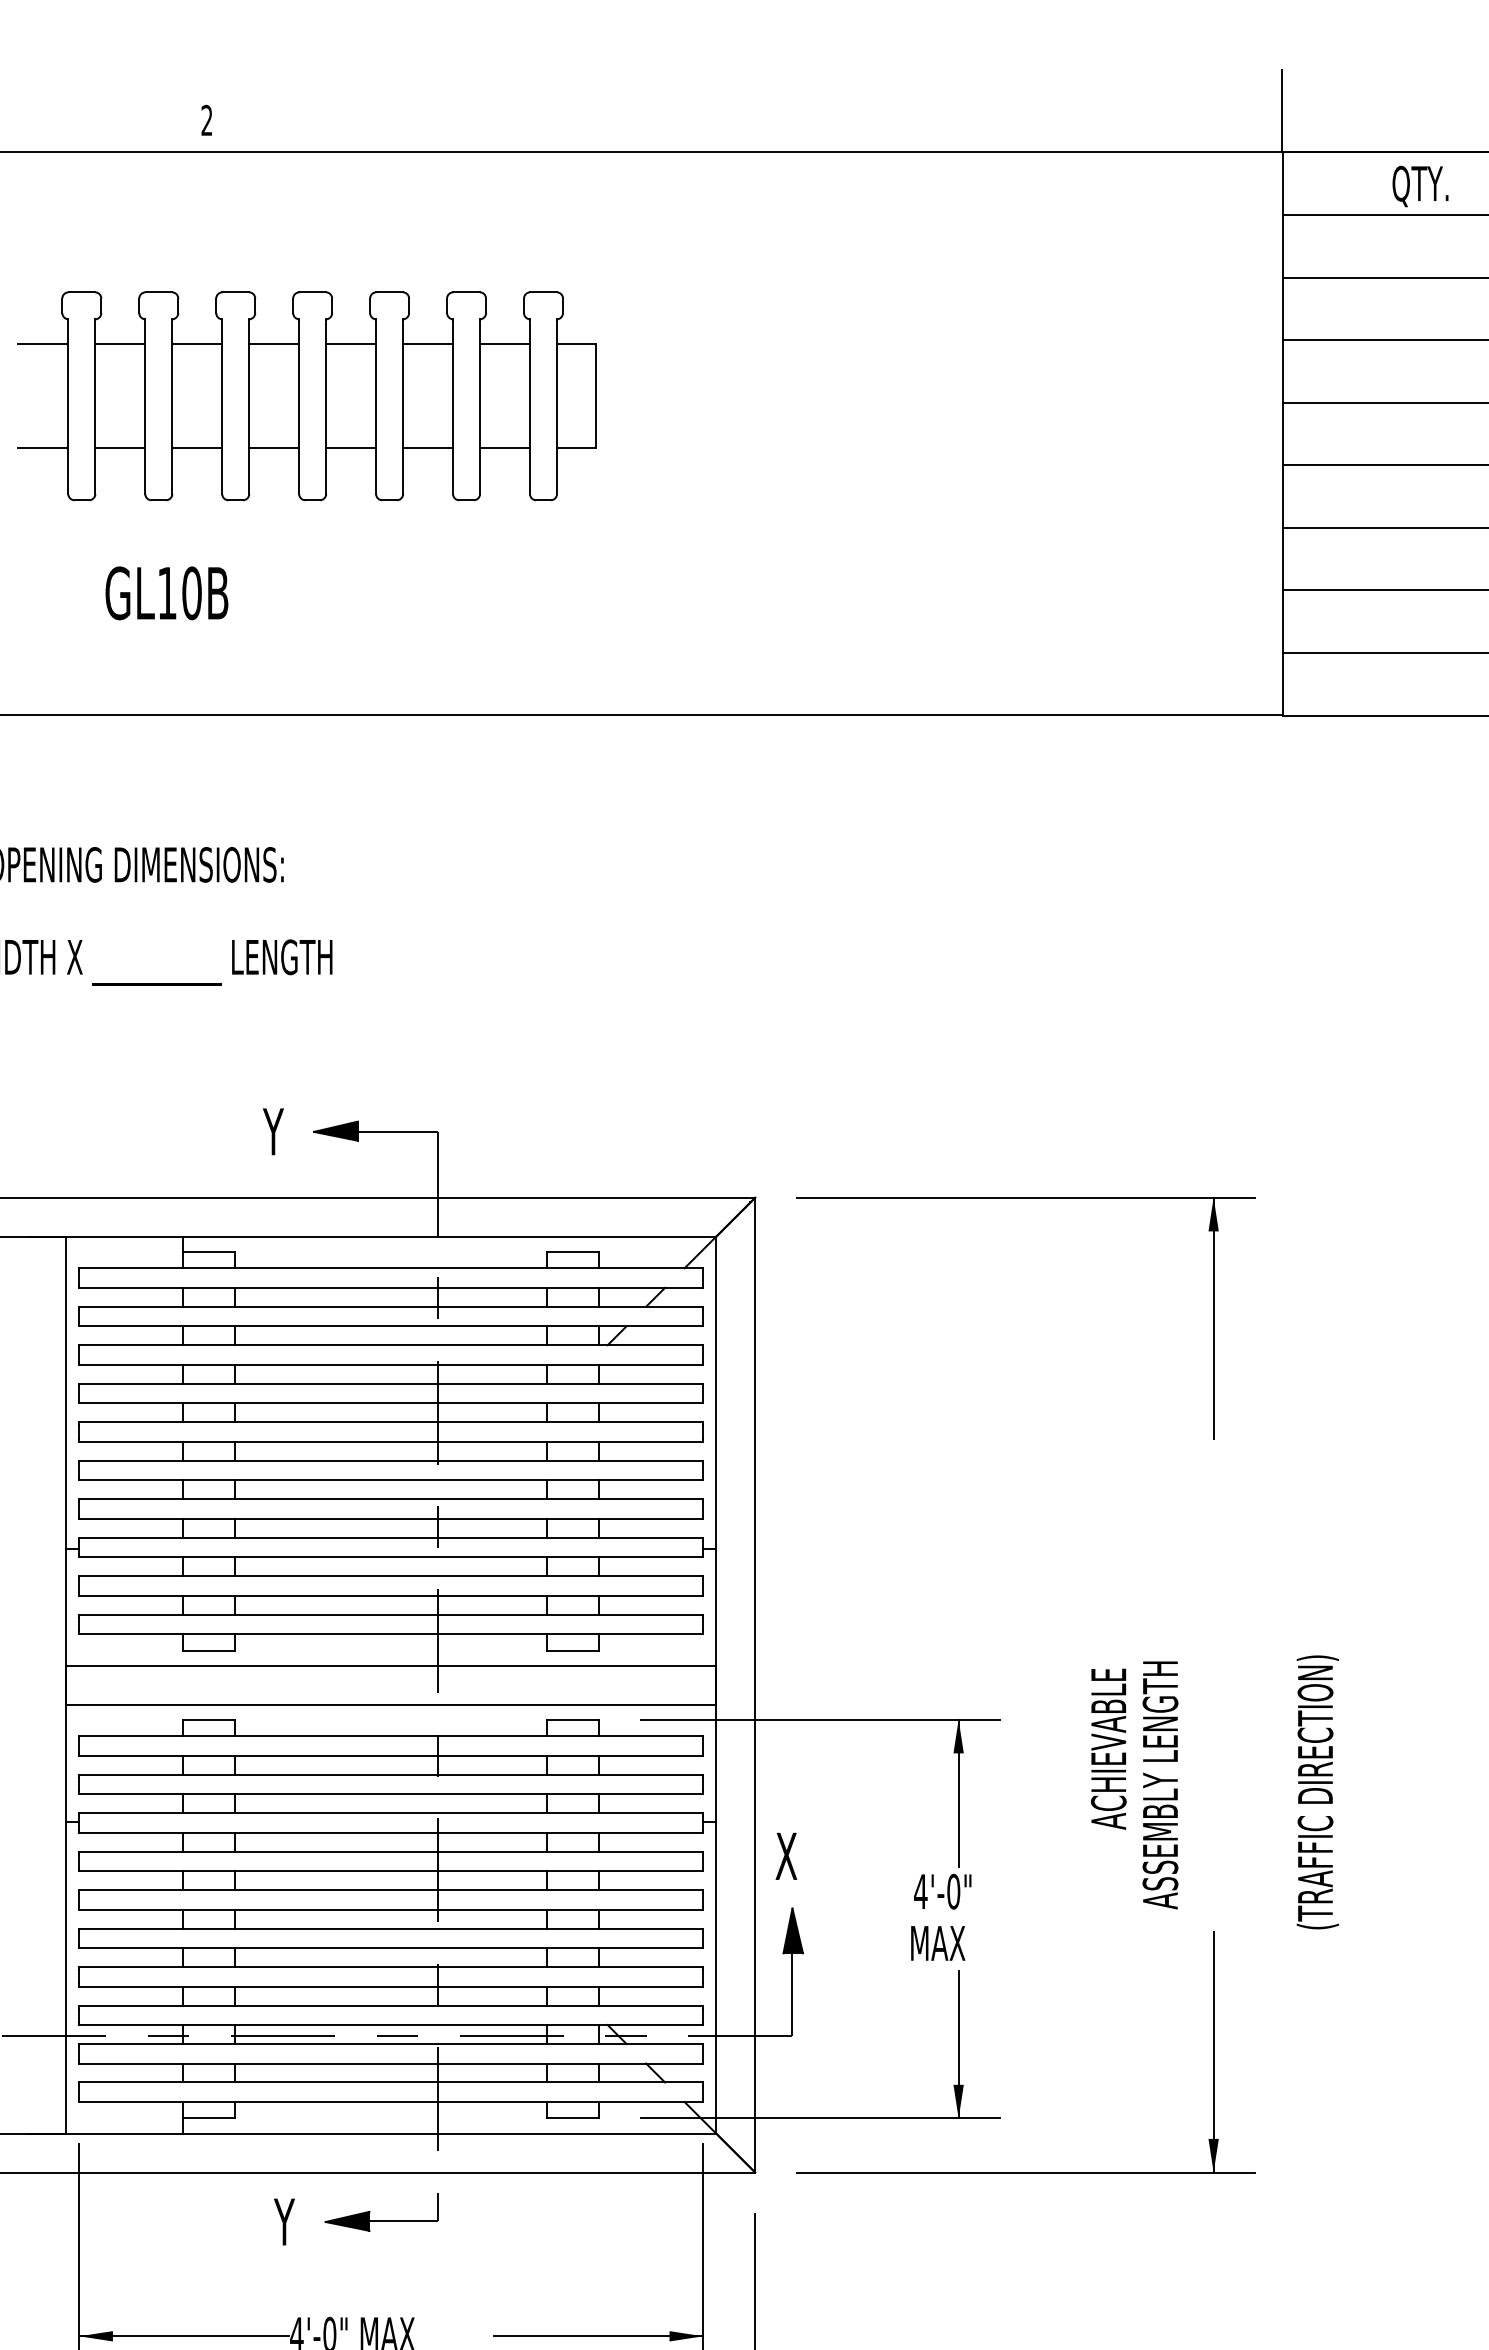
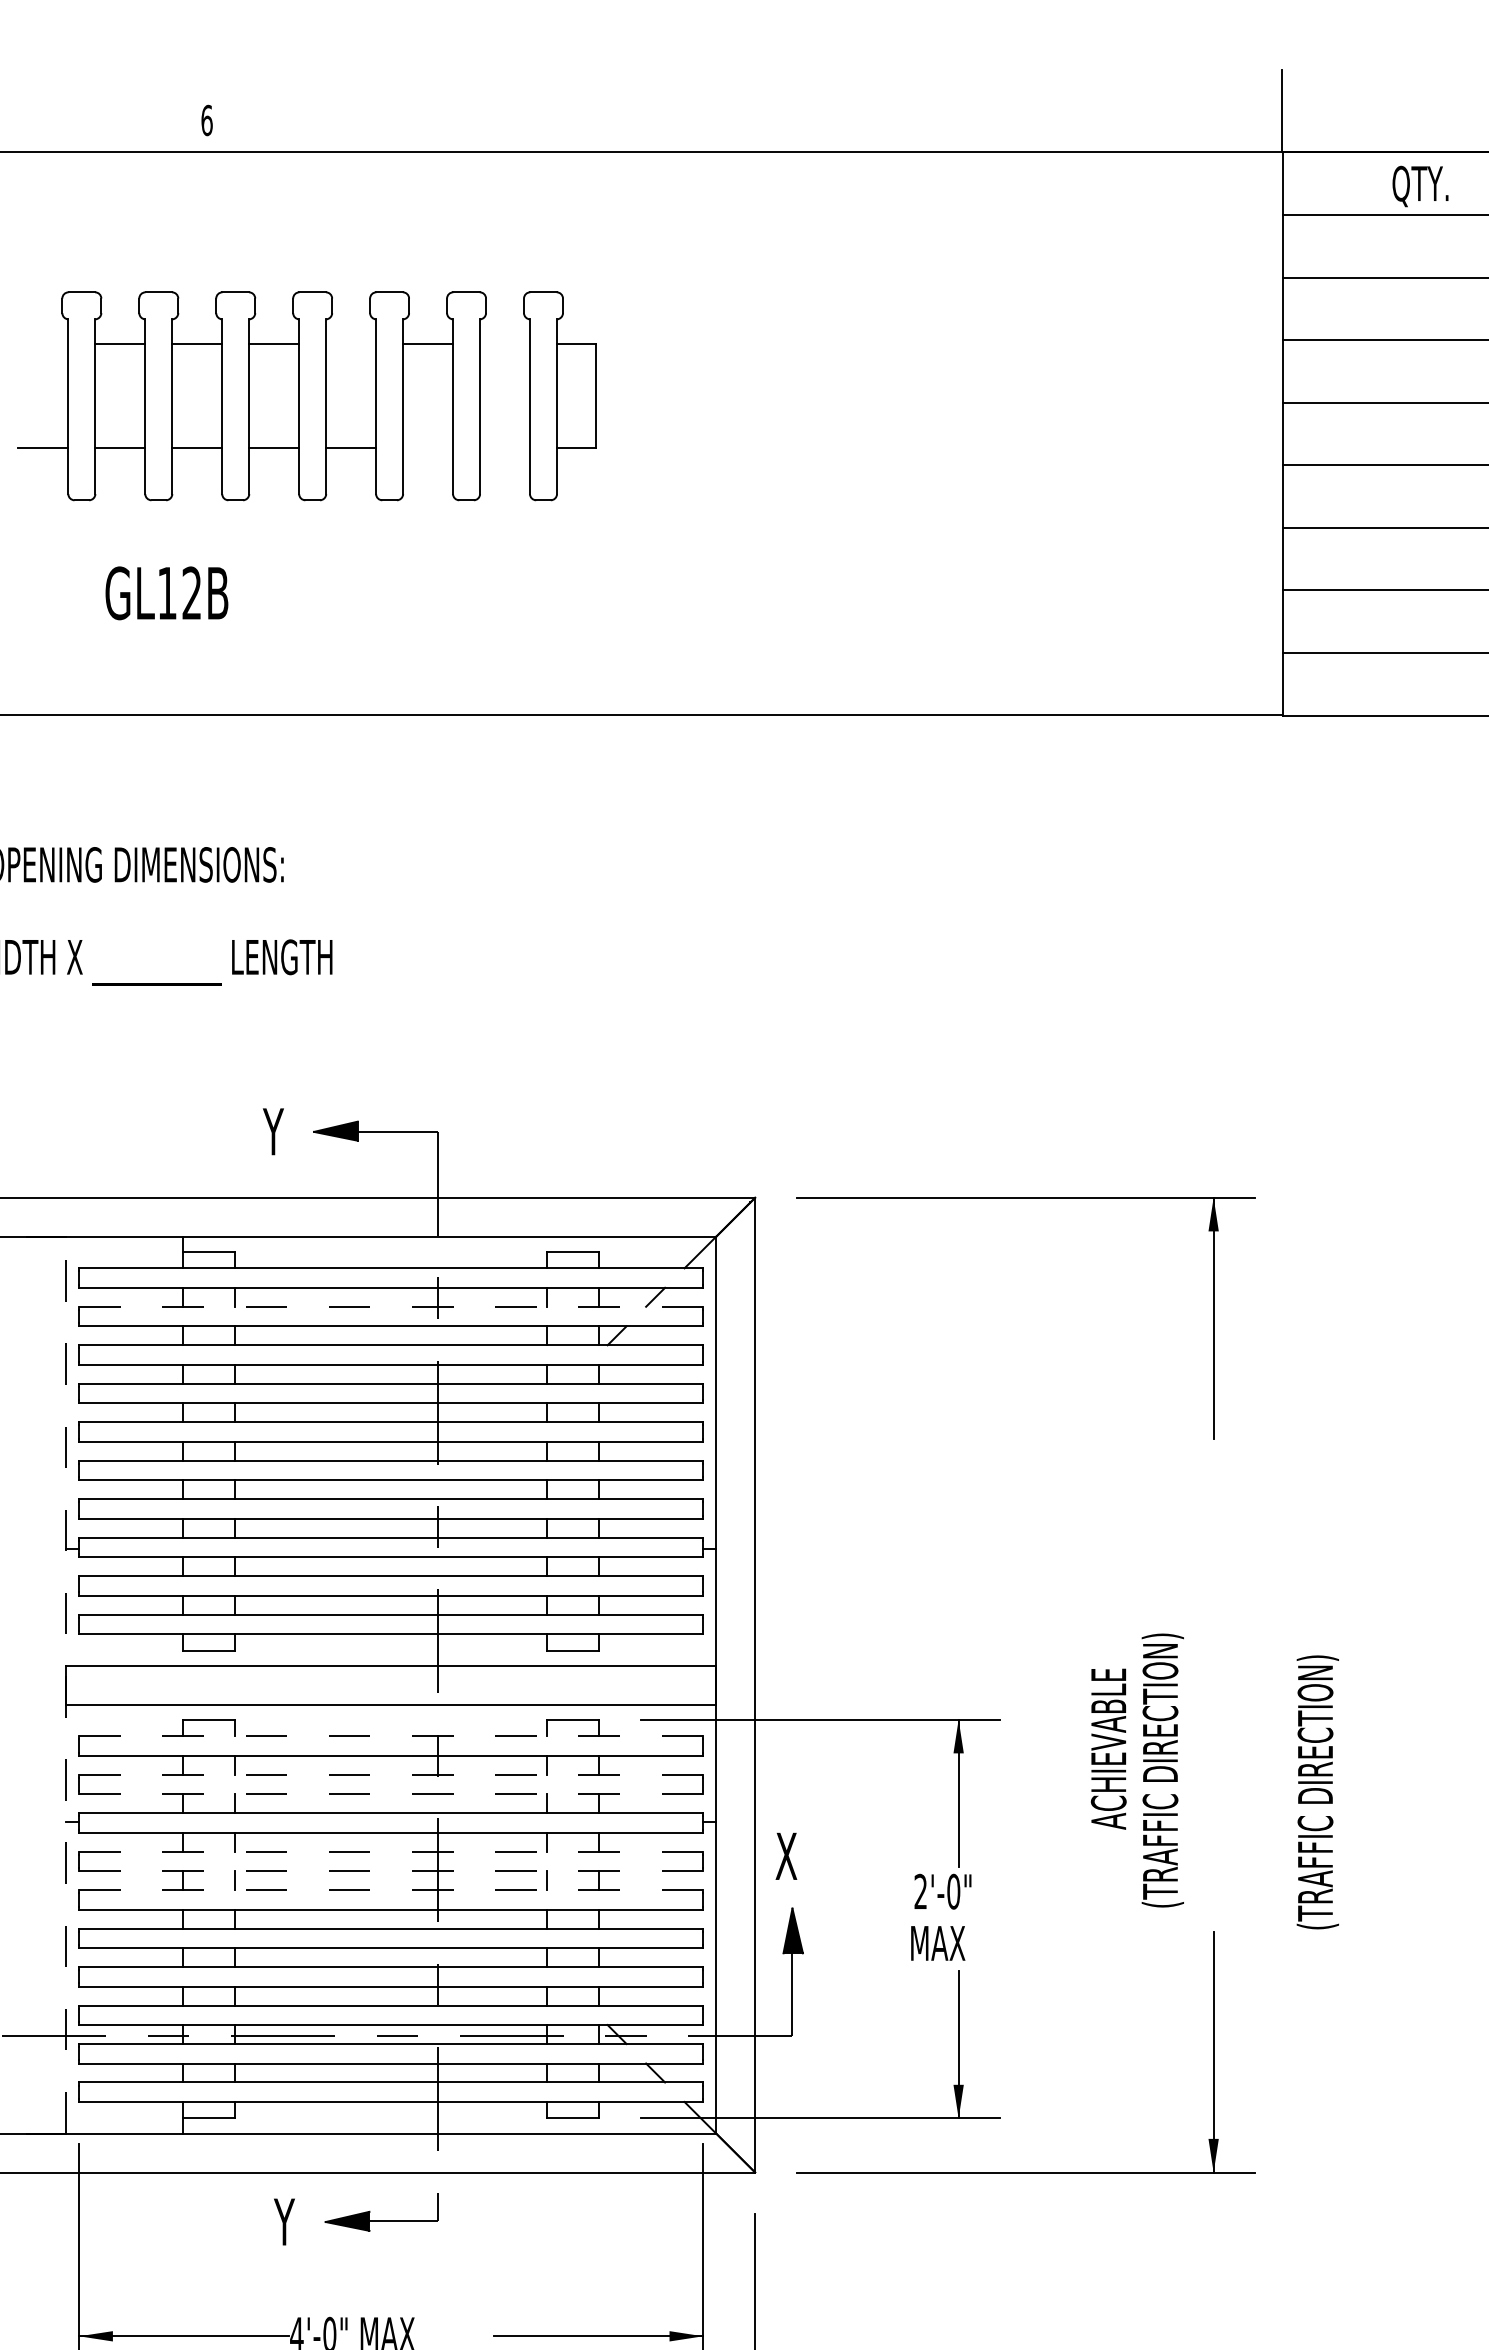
text: 2 -> 6 (206, 120)
line: present -> none (43, 344)
line: present -> none (351, 344)
line: present -> none (504, 344)
line: present -> none (428, 448)
line: present -> none (504, 448)
text: GL10B -> GL12B (191, 593)
line: solid -> dashed (391, 1306)
line: solid -> dashed (66, 1684)
line: solid -> dashed (391, 1736)
text: ASSEMBLY LENGTH -> (TRAFFIC DIRECTION) (1162, 1771)
line: solid -> dashed (391, 1774)
line: solid -> dashed (391, 1794)
line: solid -> dashed (391, 1851)
line: solid -> dashed (391, 1871)
line: solid -> dashed (391, 1890)
text: 4'-0" -> 2'-0" (920, 1890)
